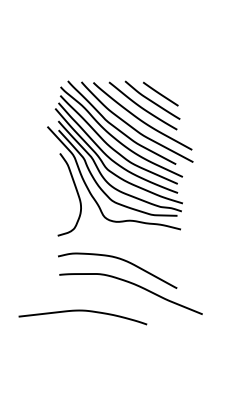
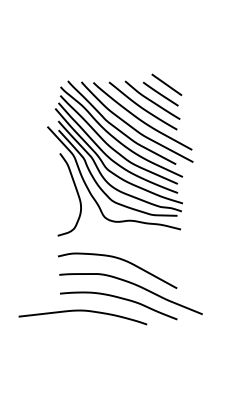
line: none -> present (166, 84)
curve: none -> present (121, 299)
